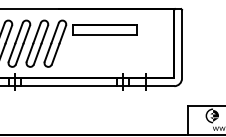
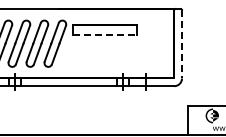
line: solid -> dashed (105, 34)
line: solid -> dashed (182, 44)
